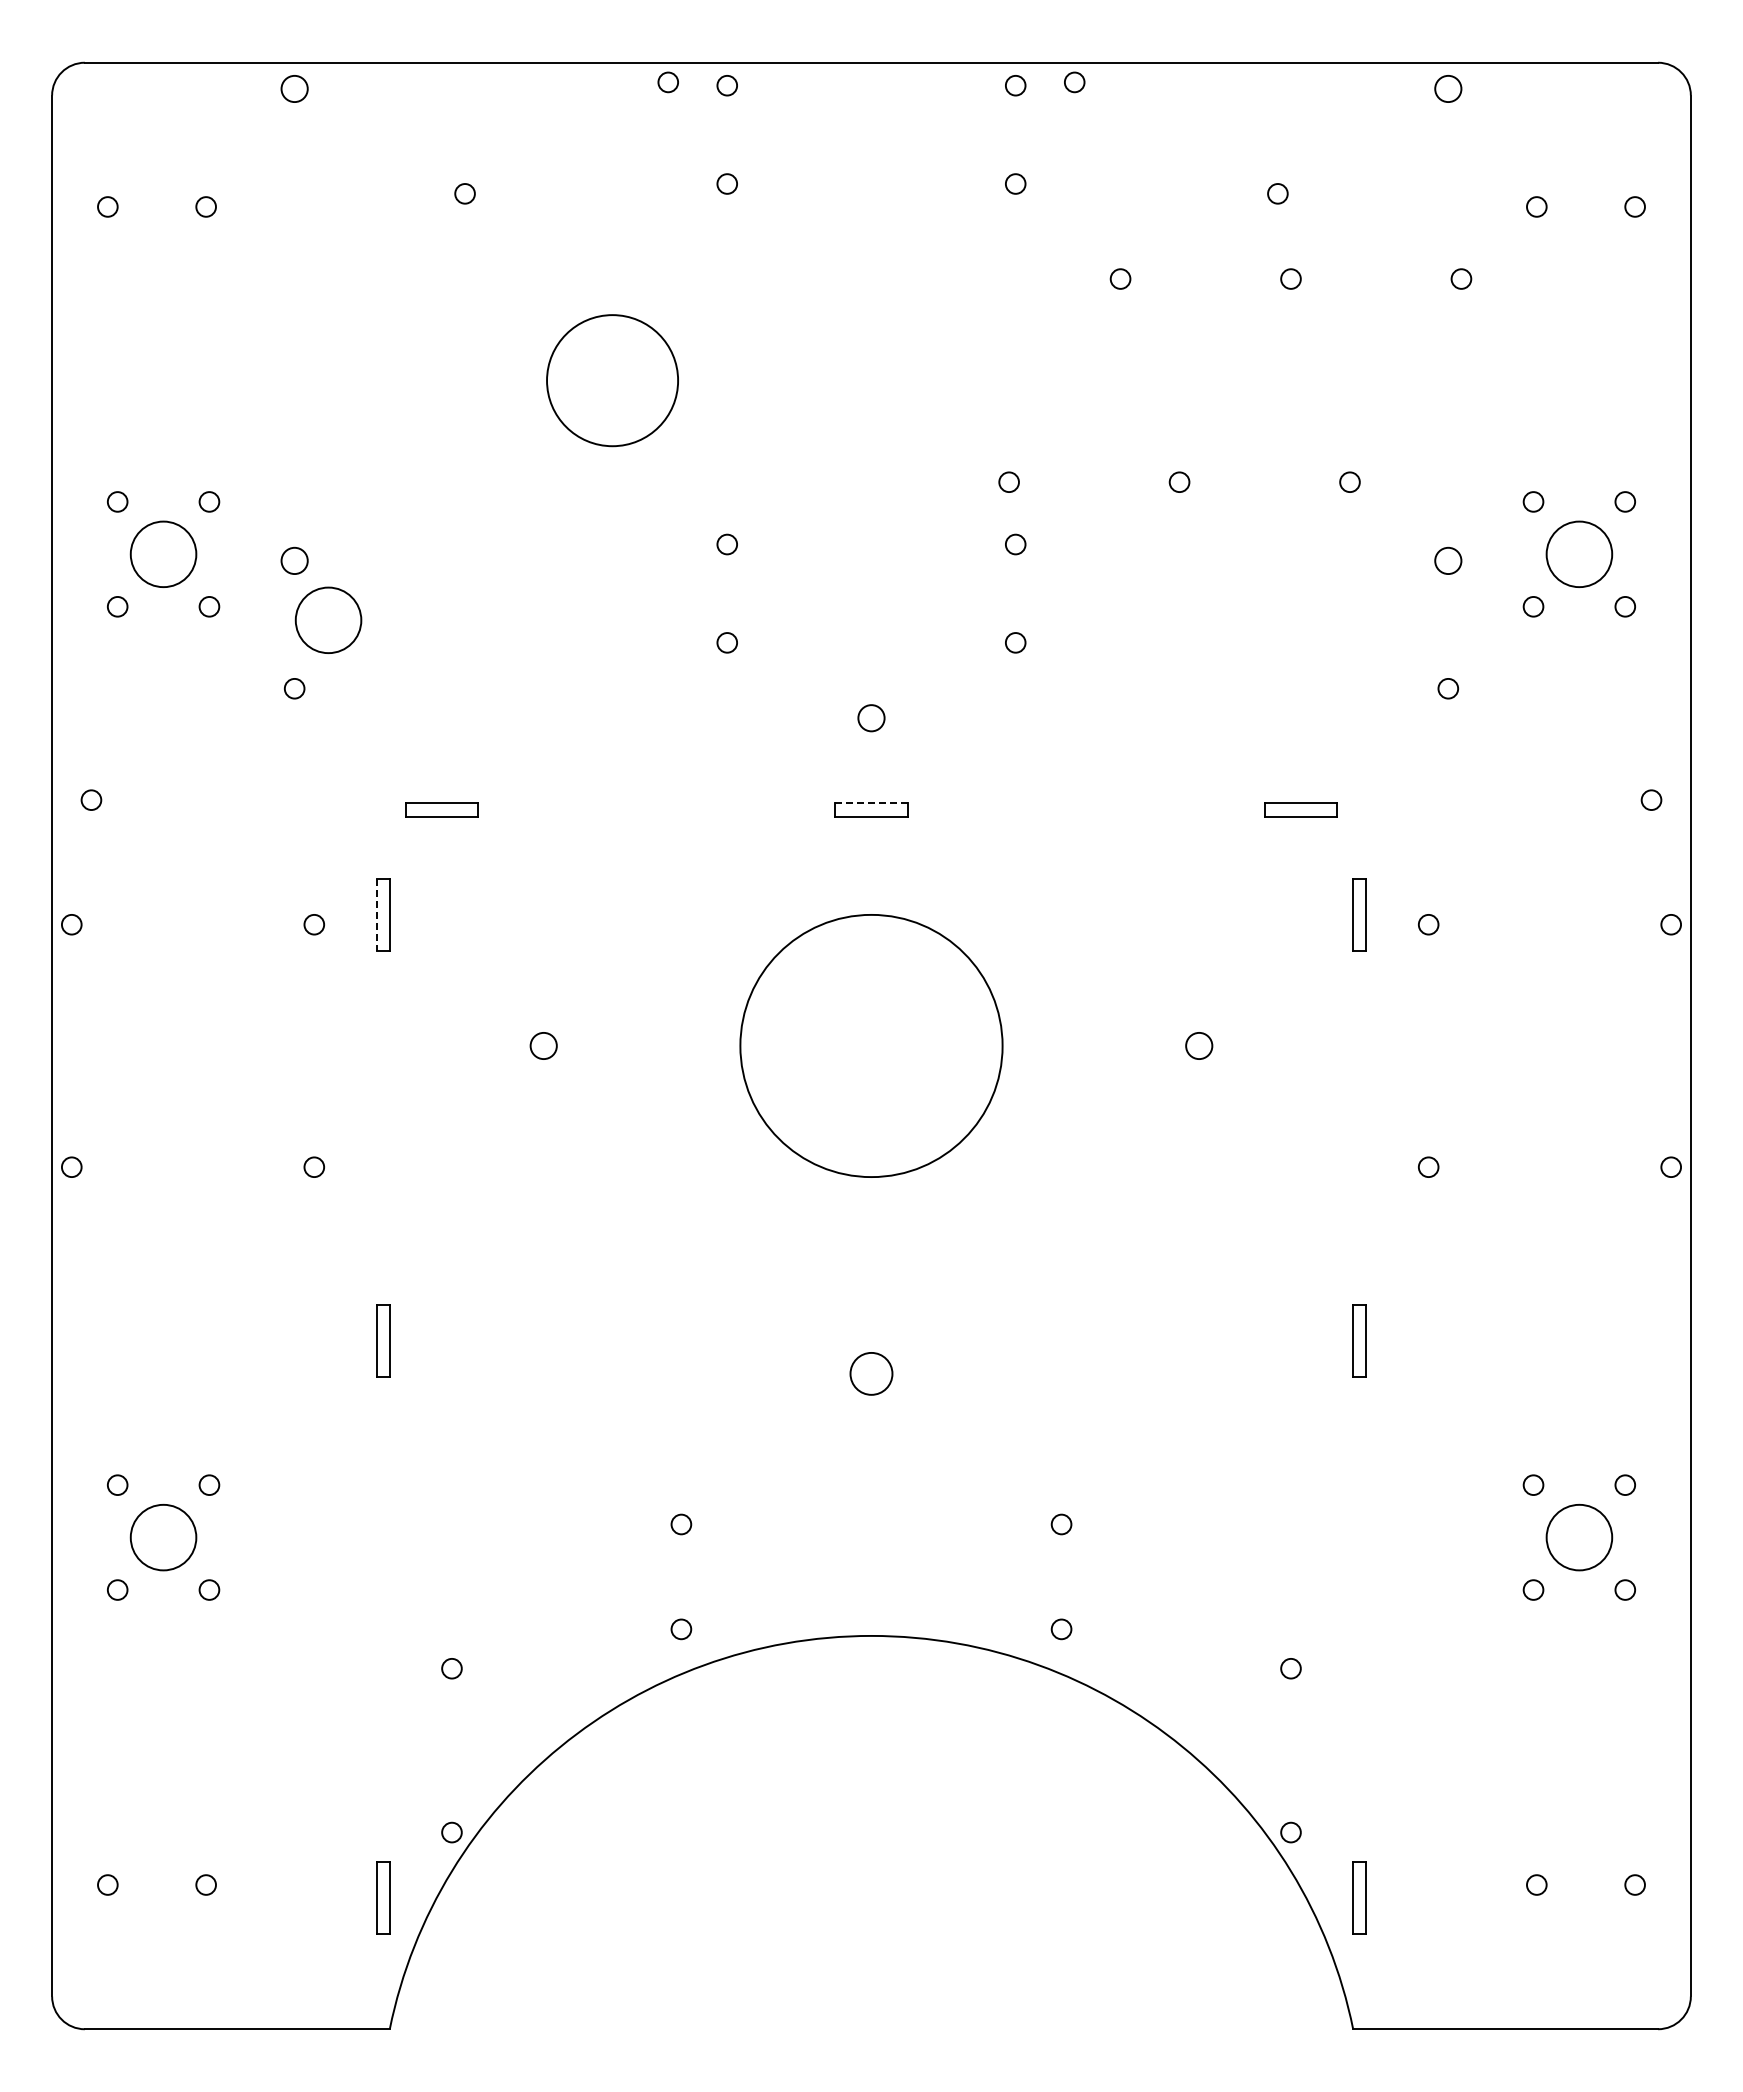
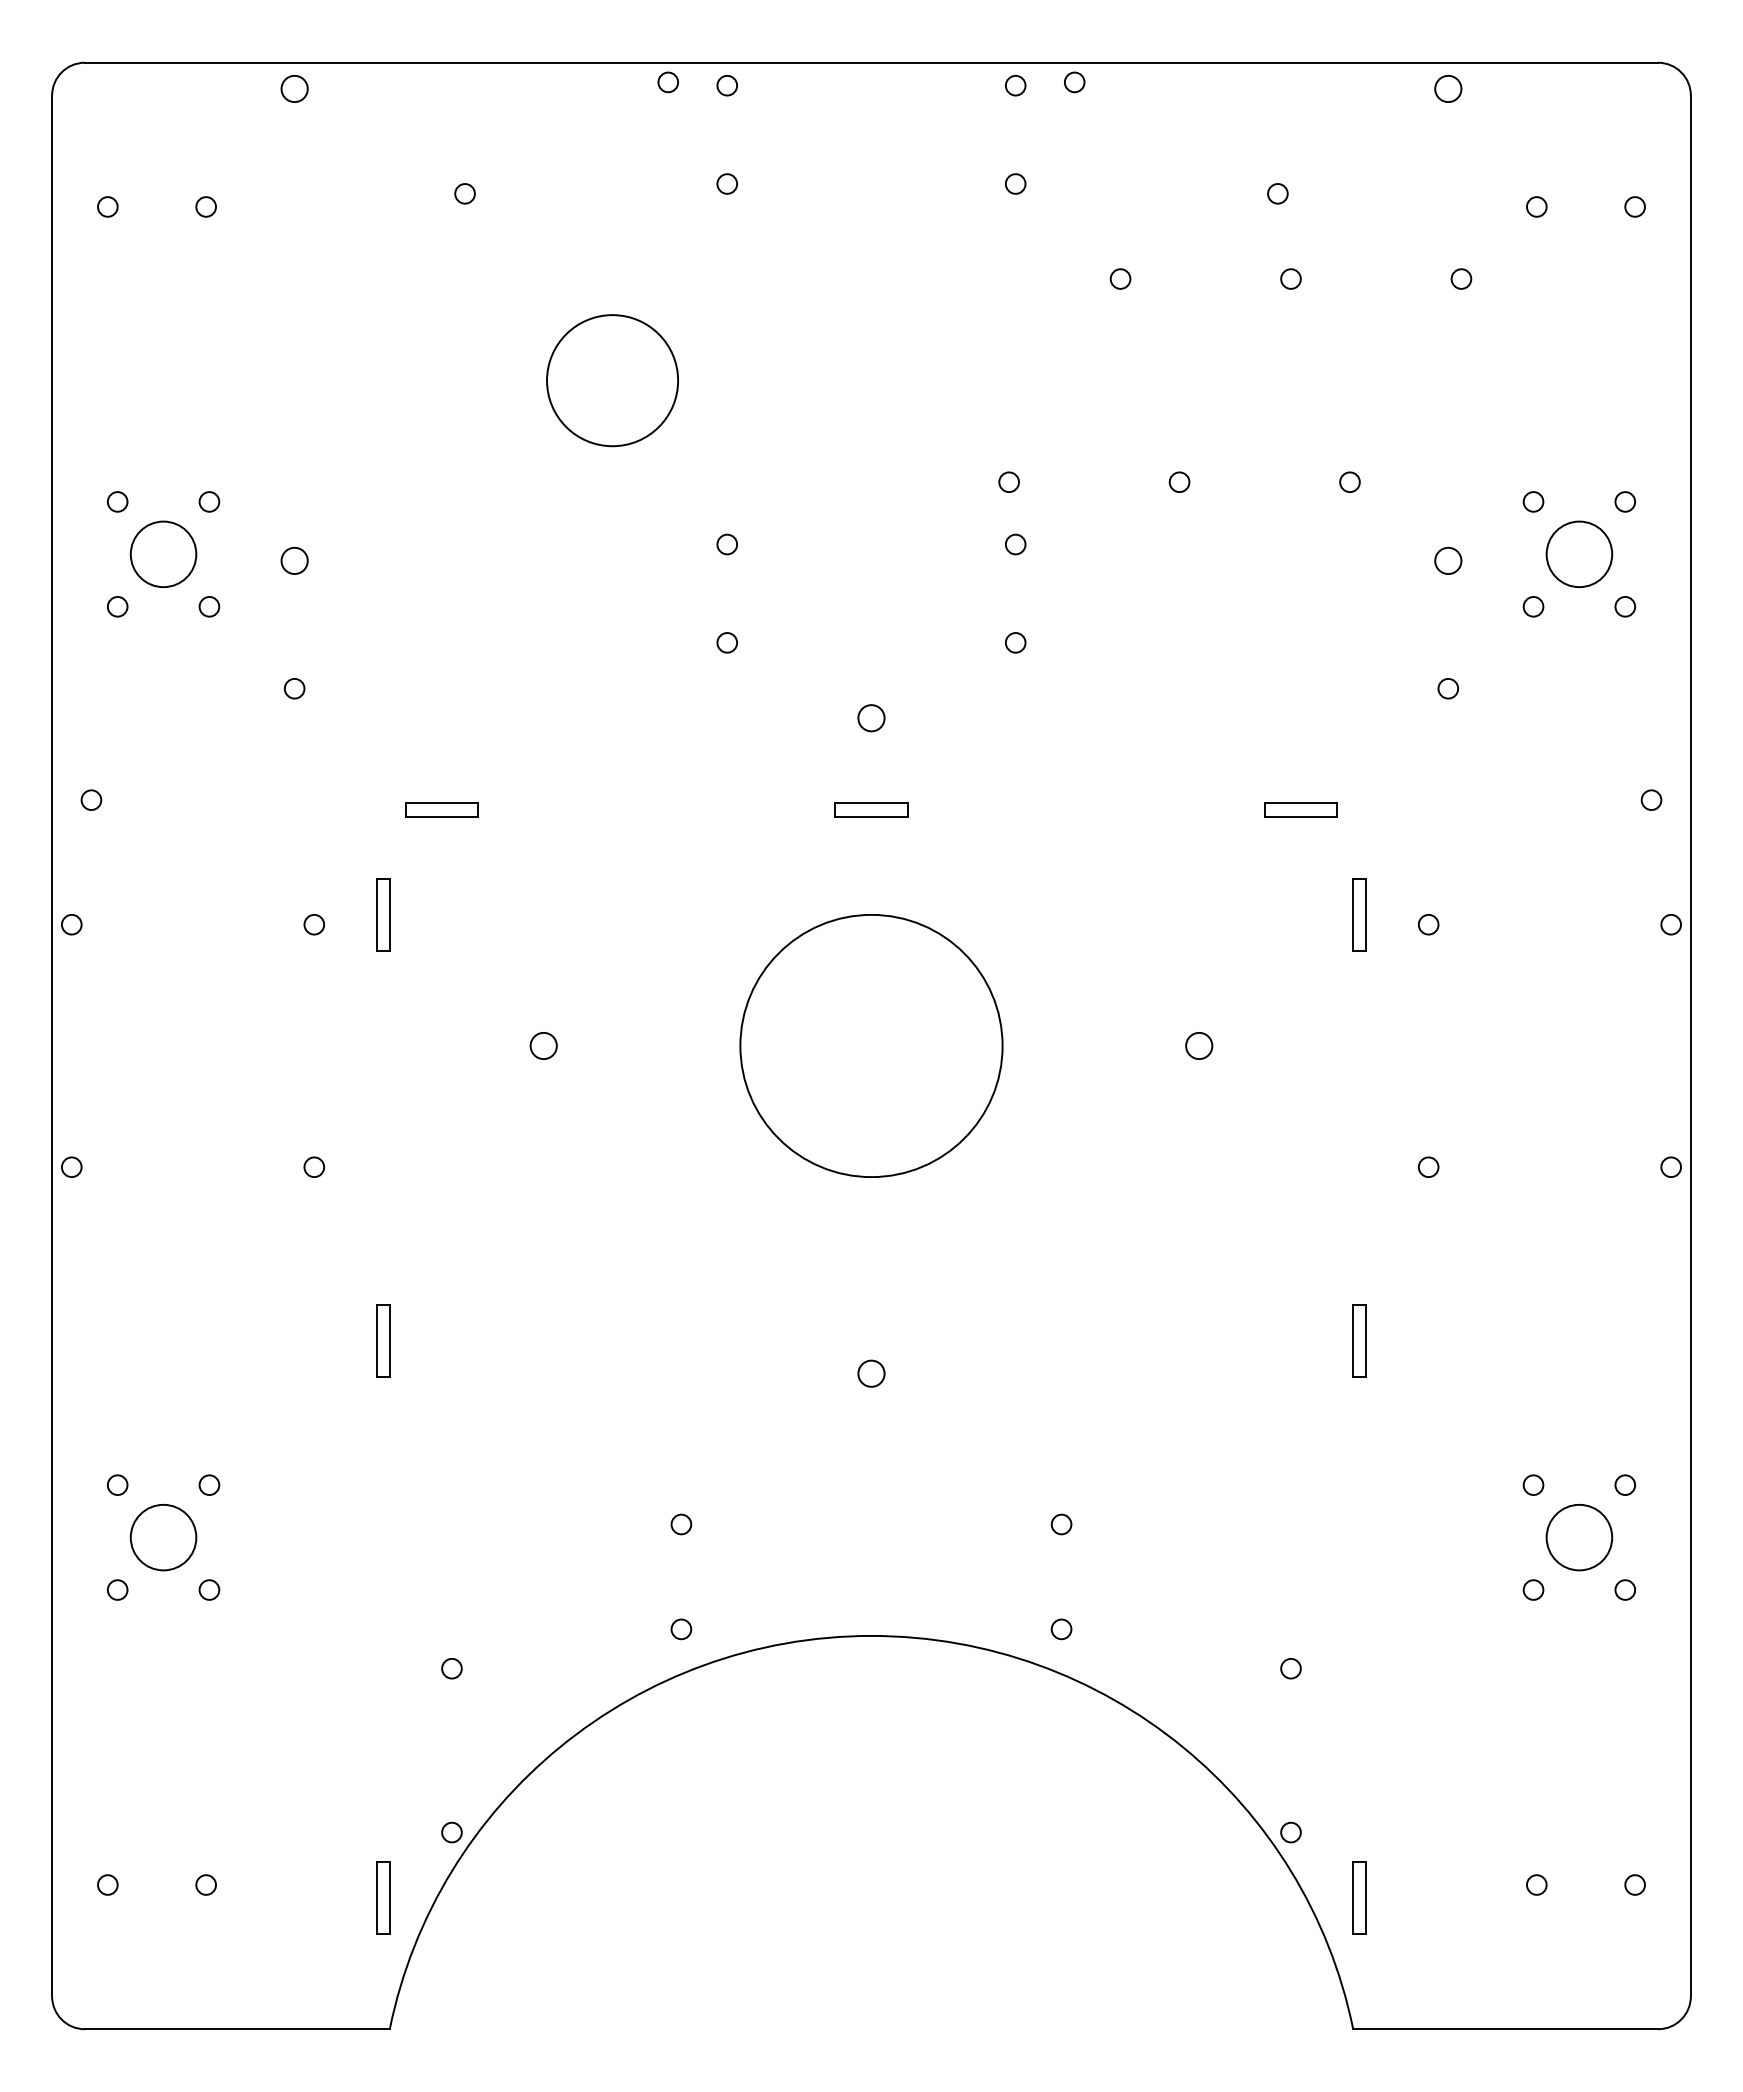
circle: present -> none (328, 619)
line: dashed -> solid (871, 803)
line: dashed -> solid (376, 915)
circle size: 45x44 px -> 29x29 px (871, 1373)
